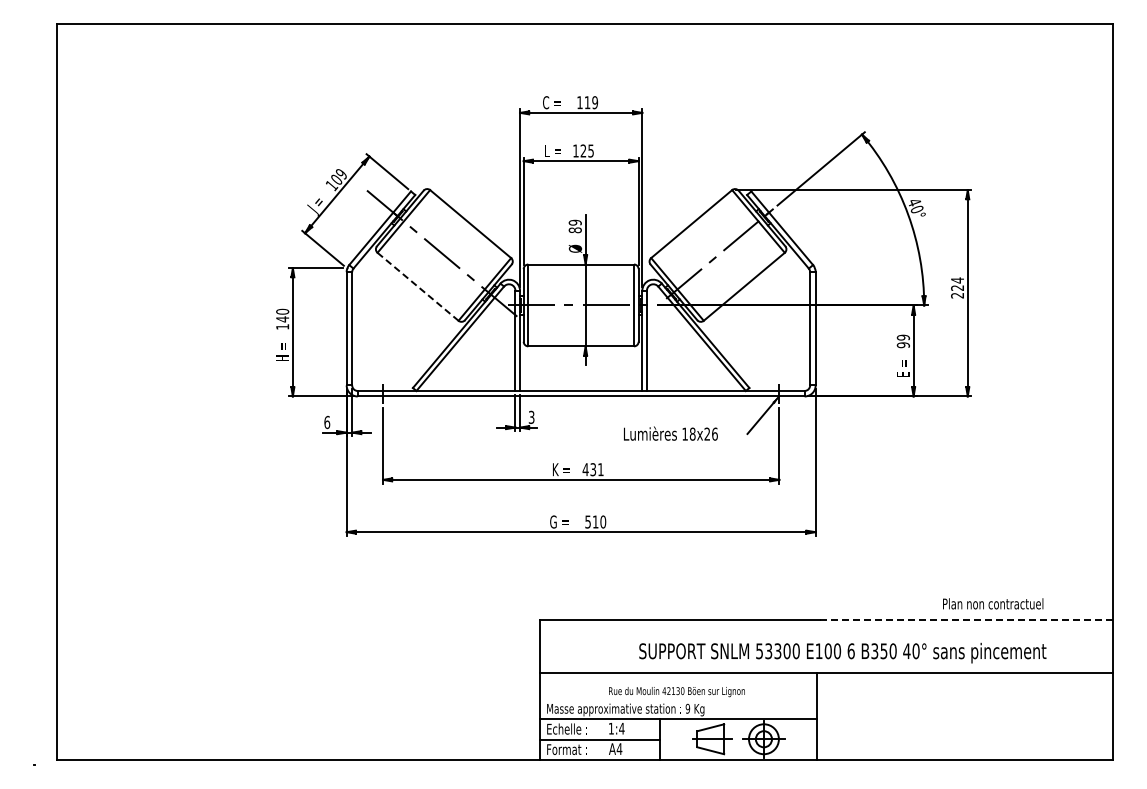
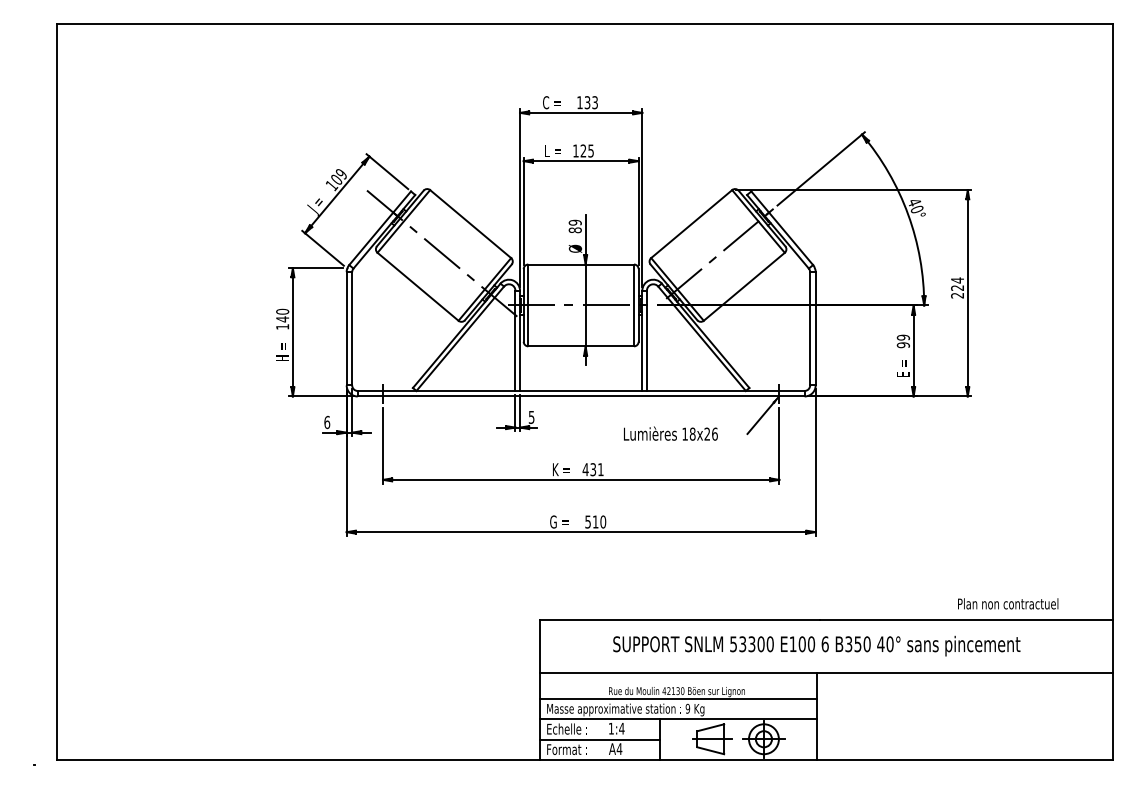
text: 119 -> 133 (591, 102)
line: dashed -> solid (418, 286)
text: 3 -> 5 (531, 415)
text position: (993, 603) -> (1008, 603) (1008, 603)
line: dashed -> solid (965, 620)
text position: (842, 652) -> (816, 645) (816, 645)
line: none -> present (678, 699)
